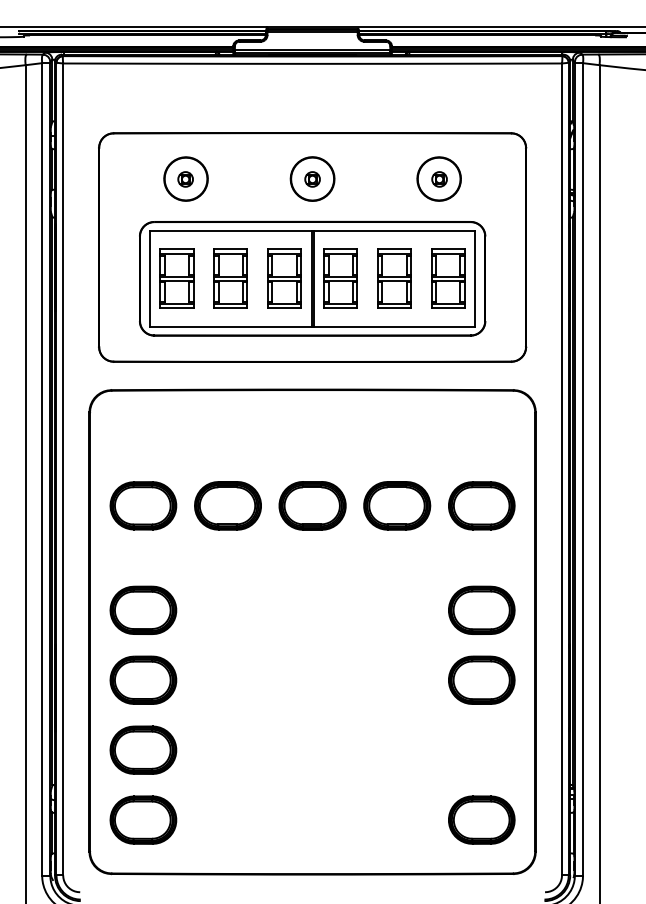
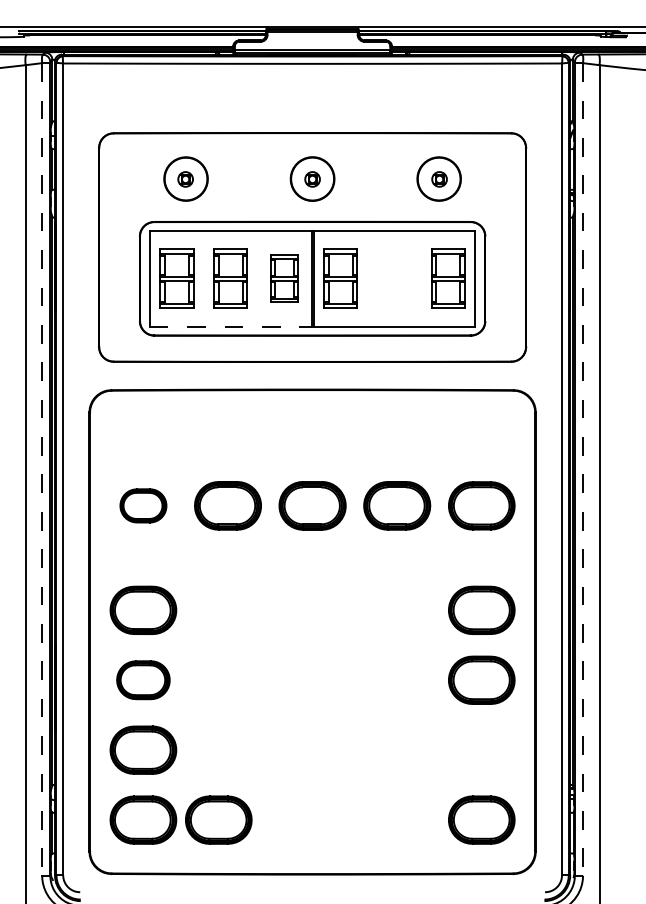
part size: 35x61 px -> 29x49 px (284, 278)
part: present -> none (394, 278)
line: solid -> dashed (230, 326)
line: solid -> dashed (42, 469)
line: solid -> dashed (583, 469)
part size: 69x50 px -> 49x36 px (143, 505)
part size: 69x50 px -> 55x41 px (143, 680)
part: none -> present (218, 819)
